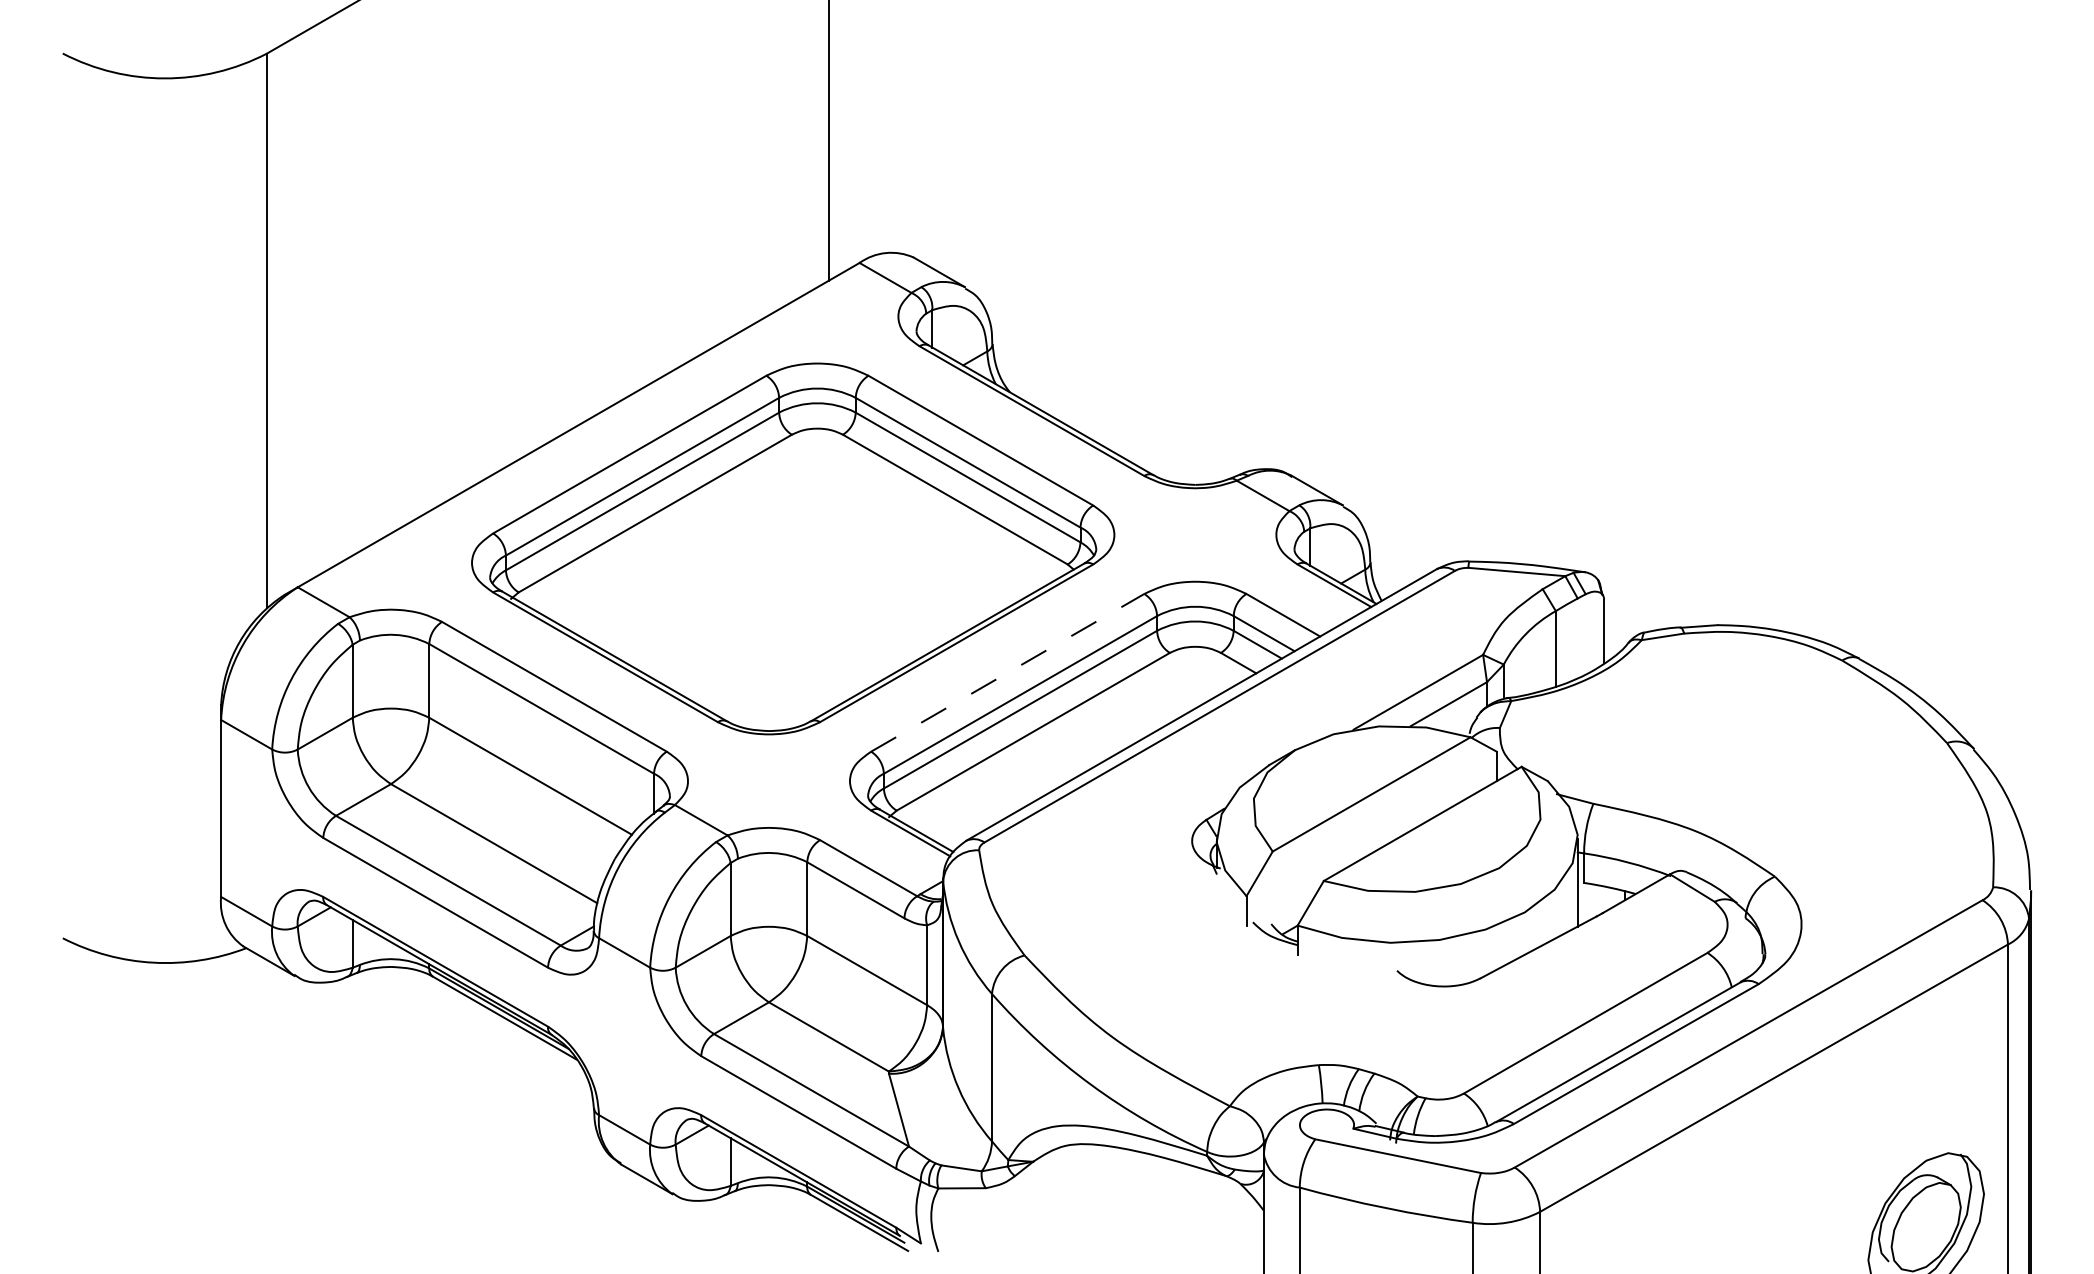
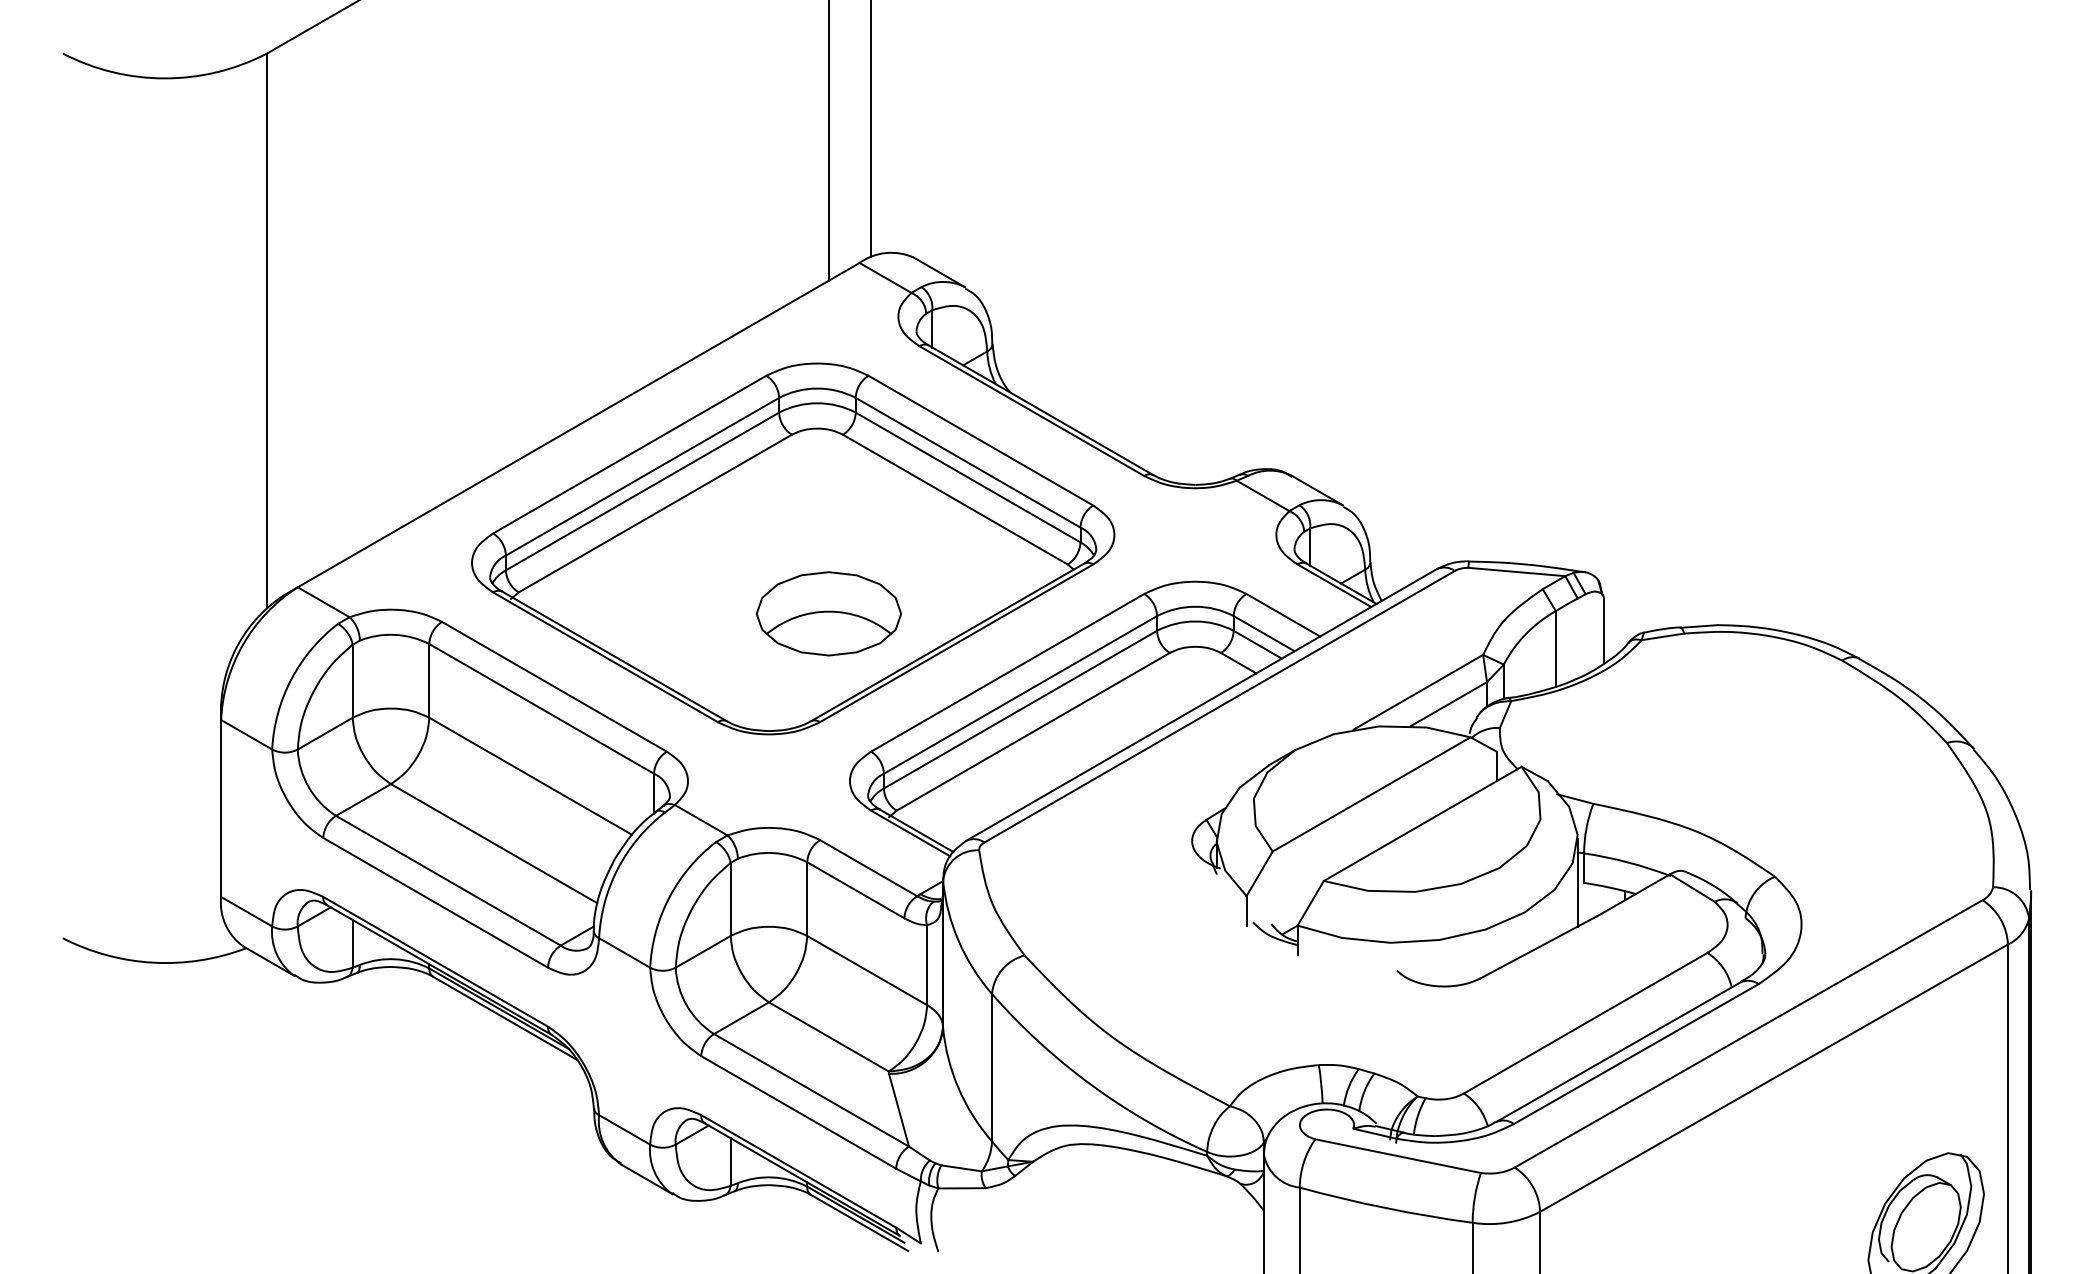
line: none -> present (871, 129)
part: none -> present (828, 613)
line: dashed -> solid (1007, 672)
